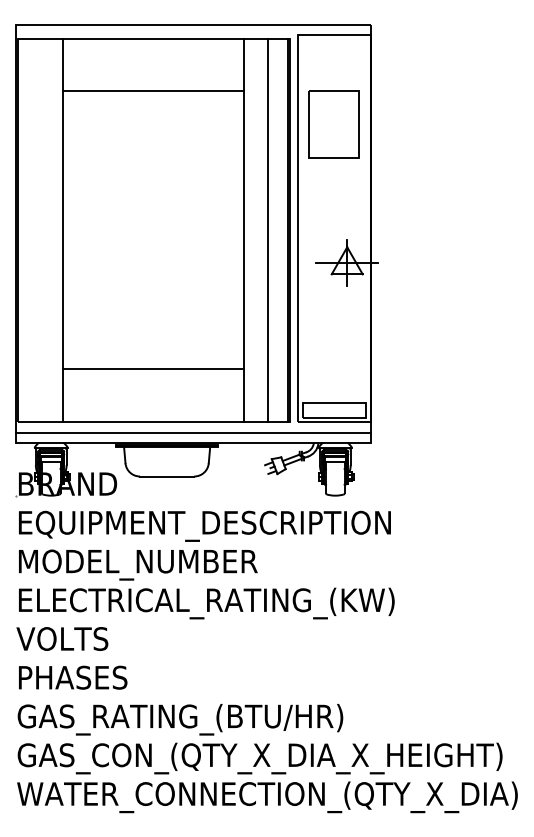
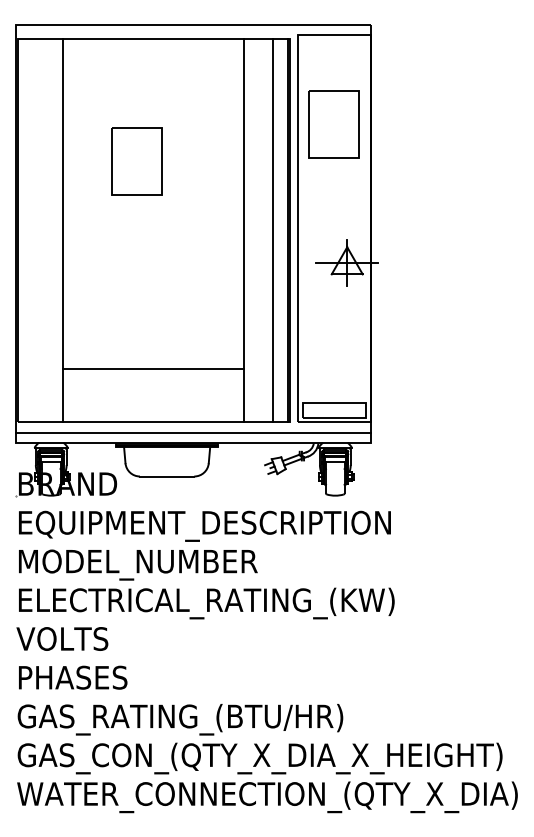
line: present -> none (152, 91)
part: none -> present (136, 161)
line position: (267, 229) -> (272, 229) (272, 229)
